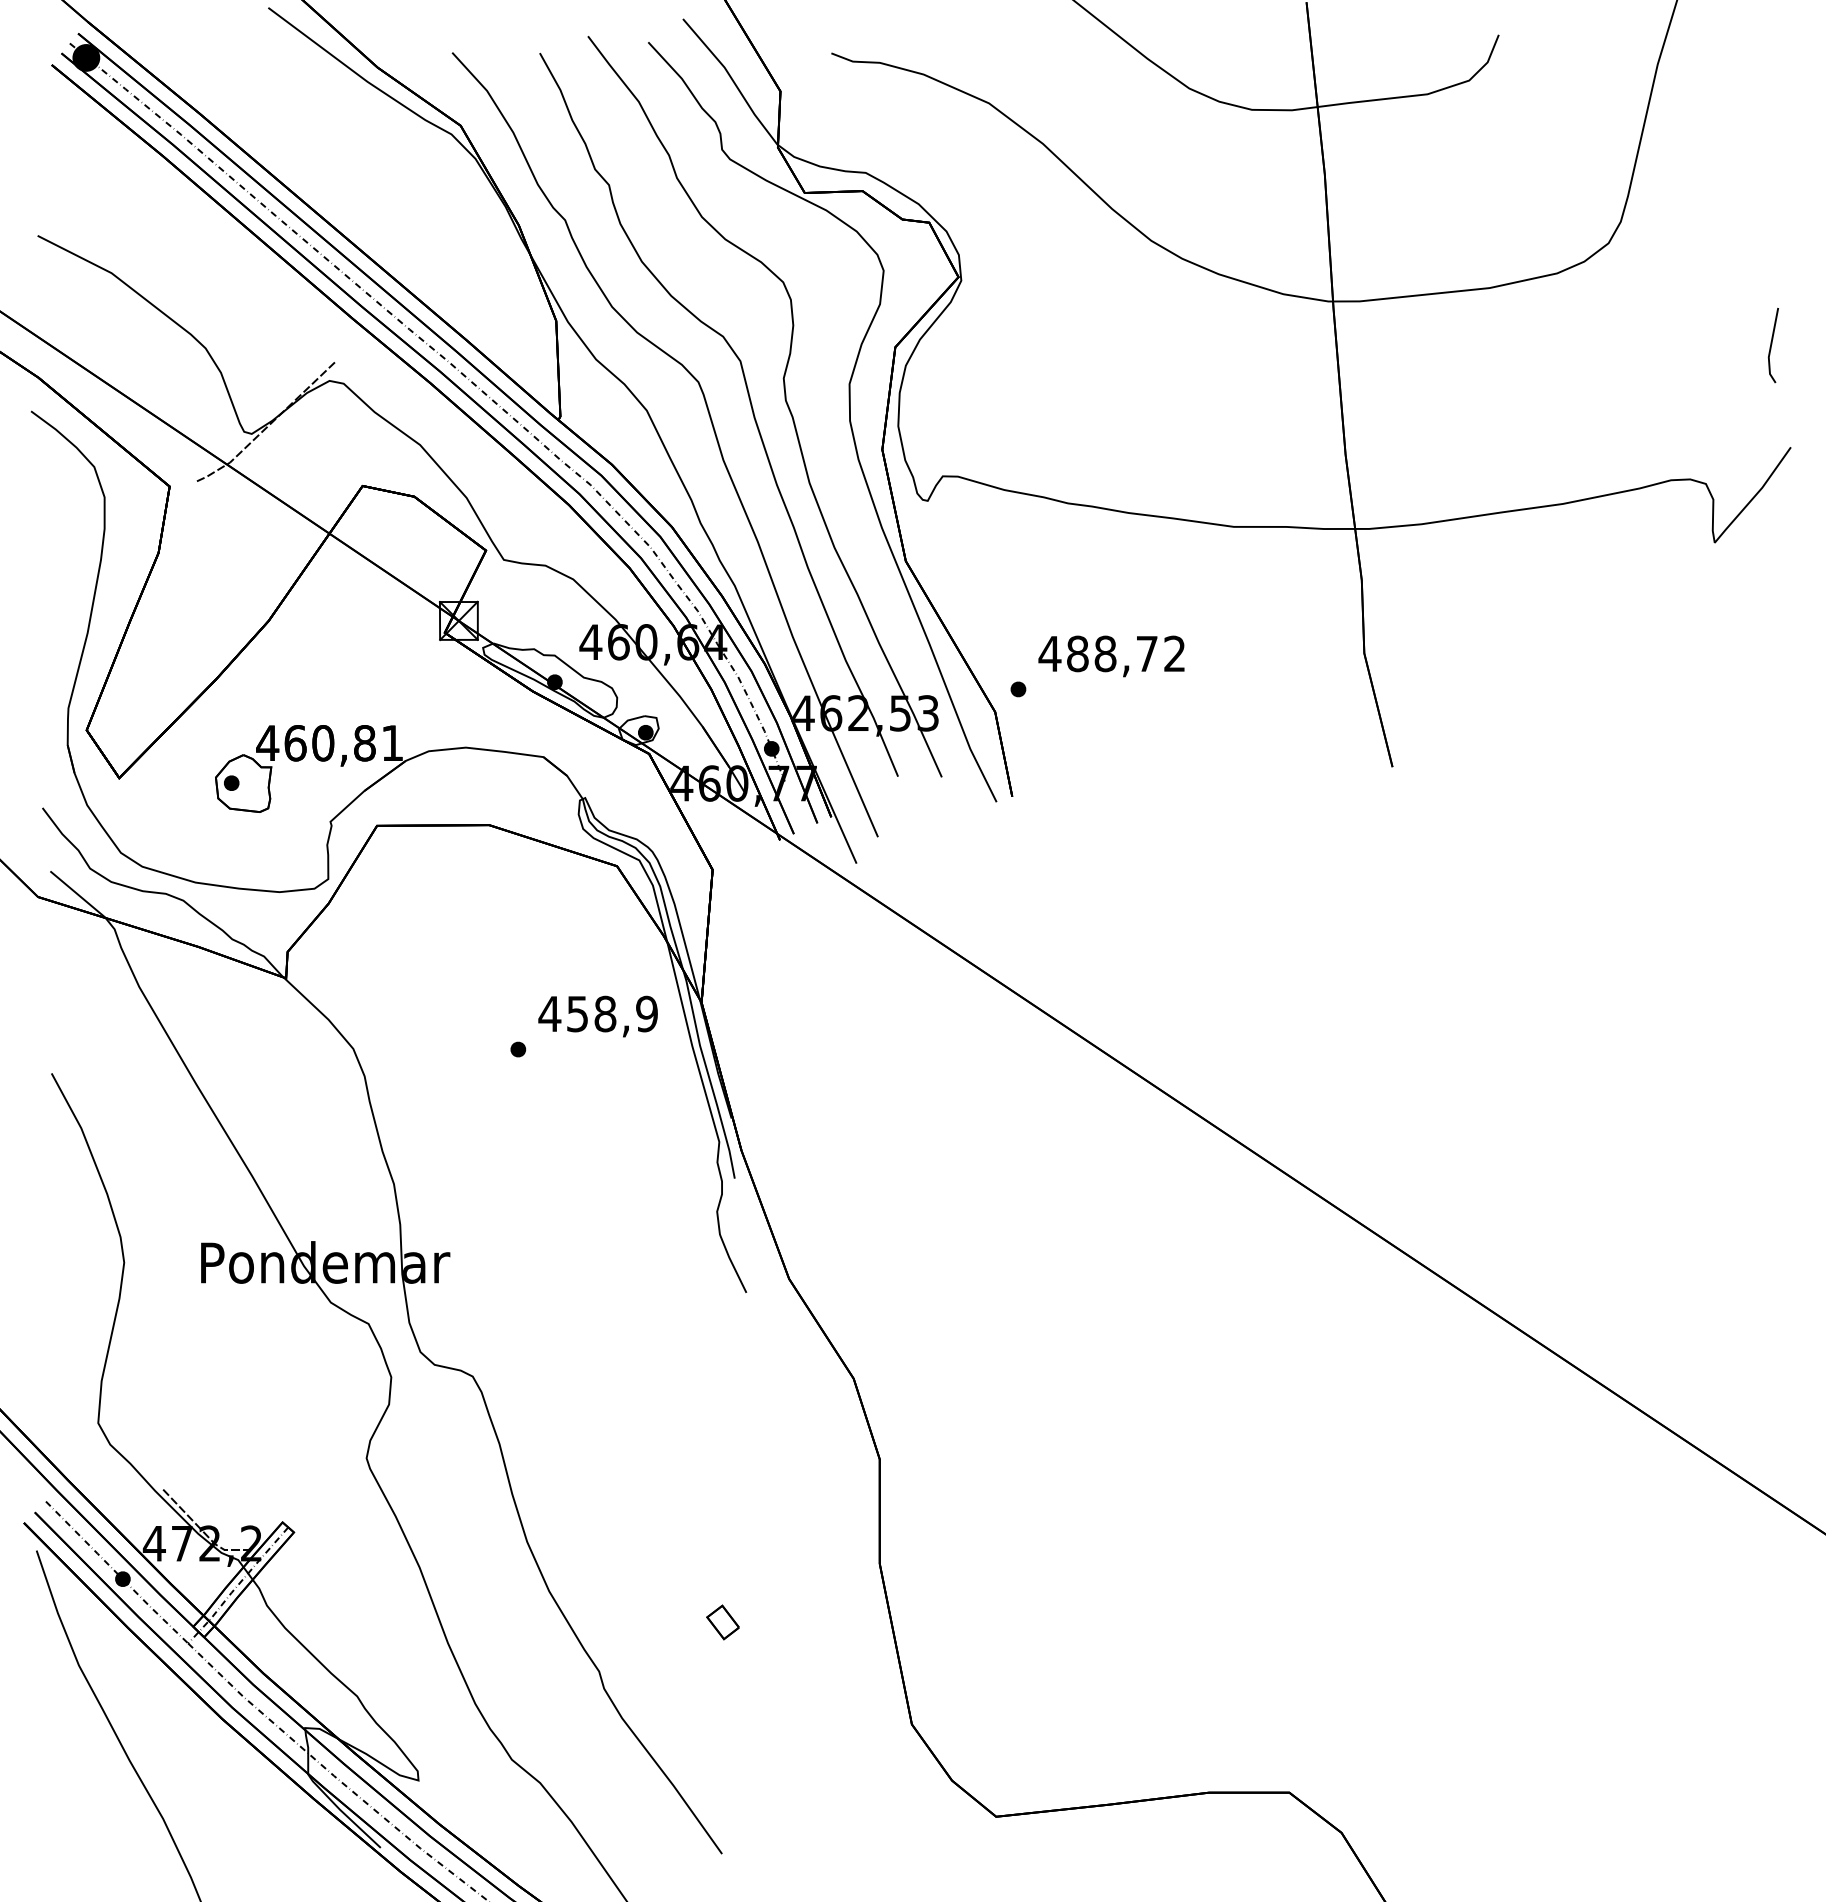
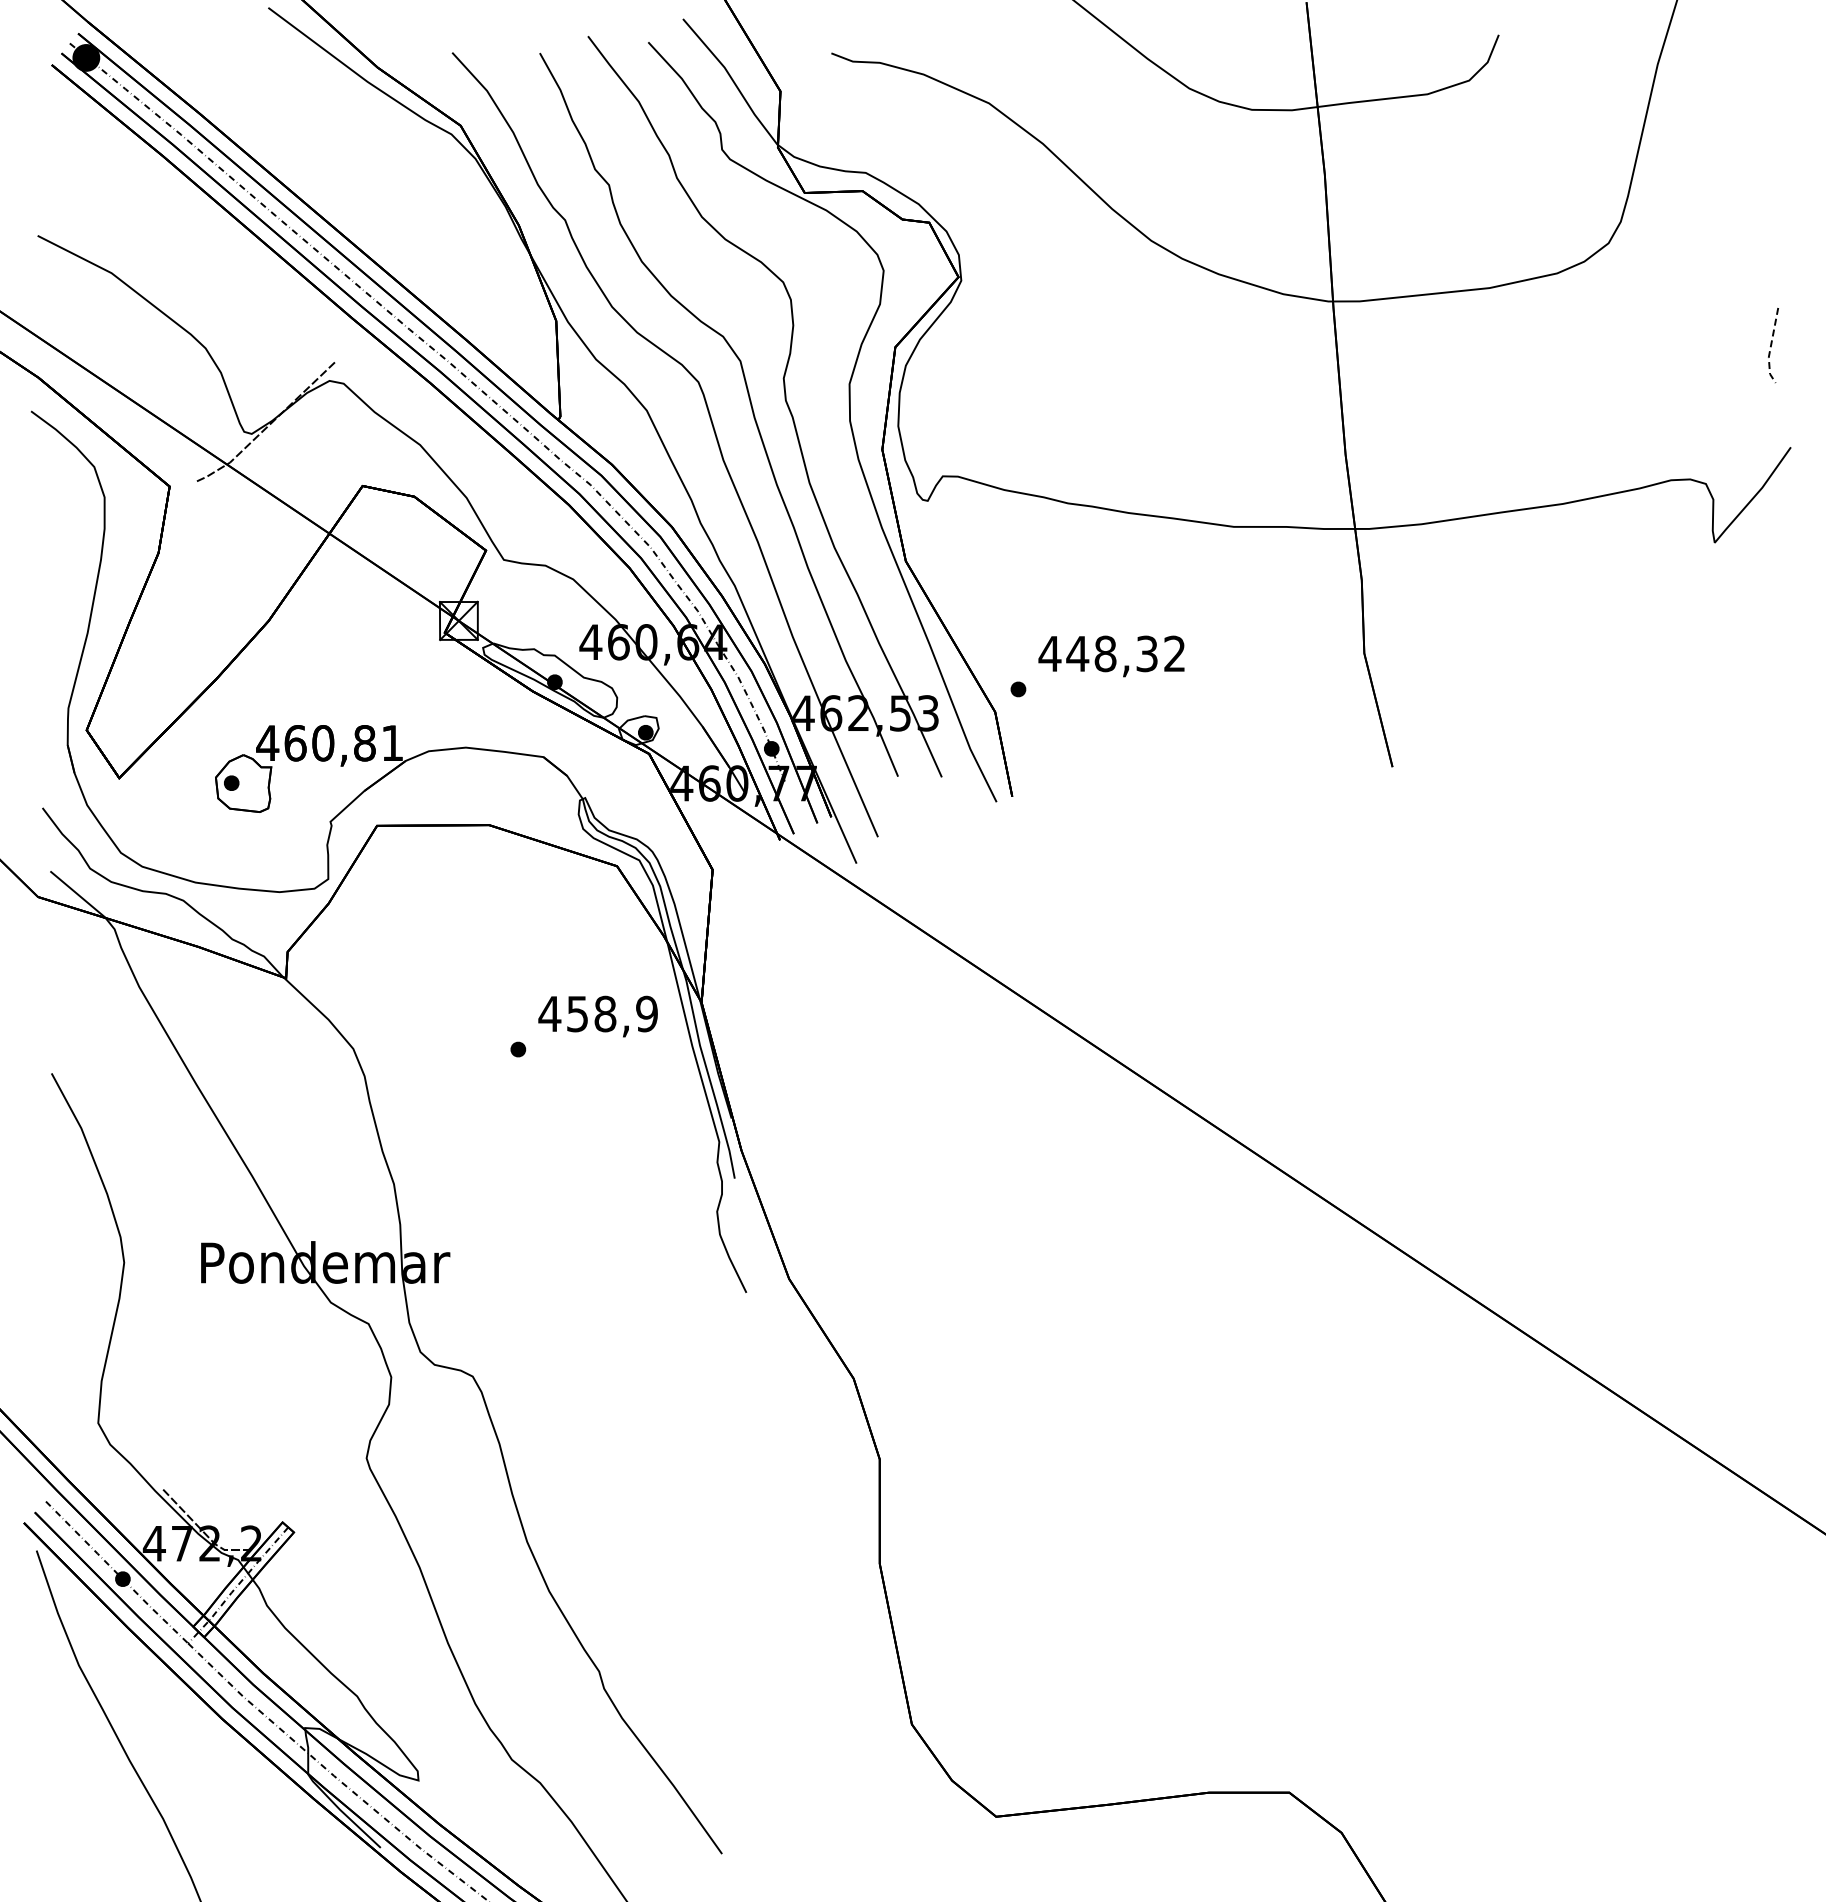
line: solid -> dashed (1770, 347)
text: 488,72 -> 448,32 (1111, 653)
part: present -> none (722, 1622)
